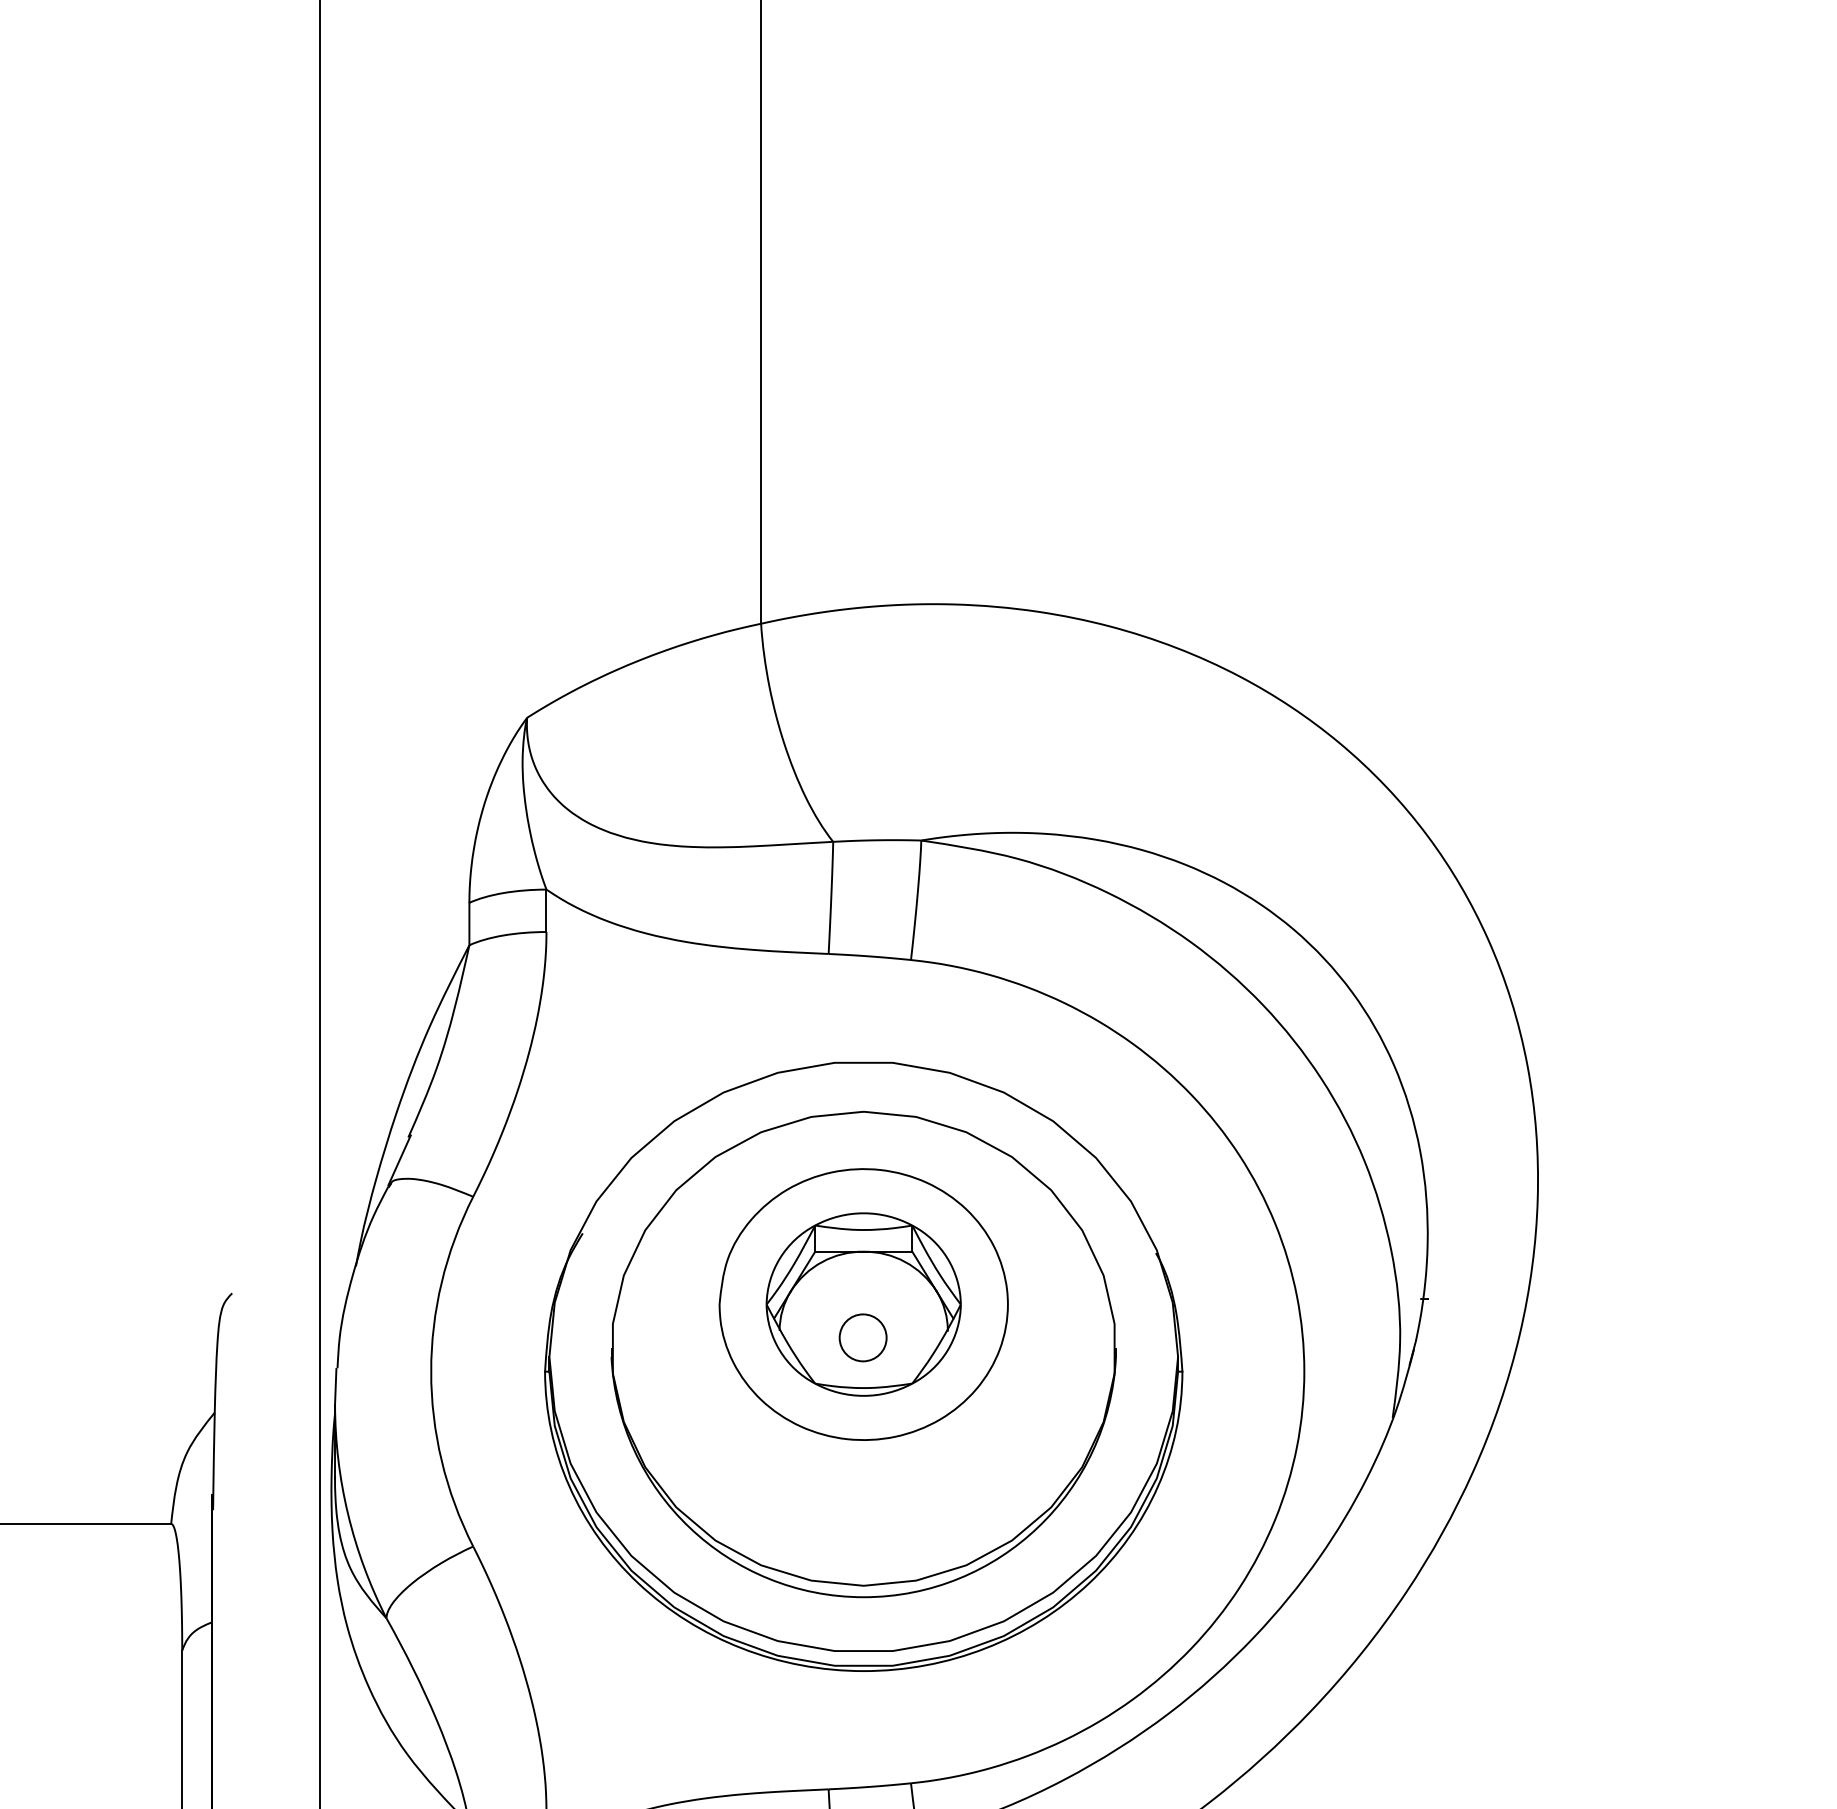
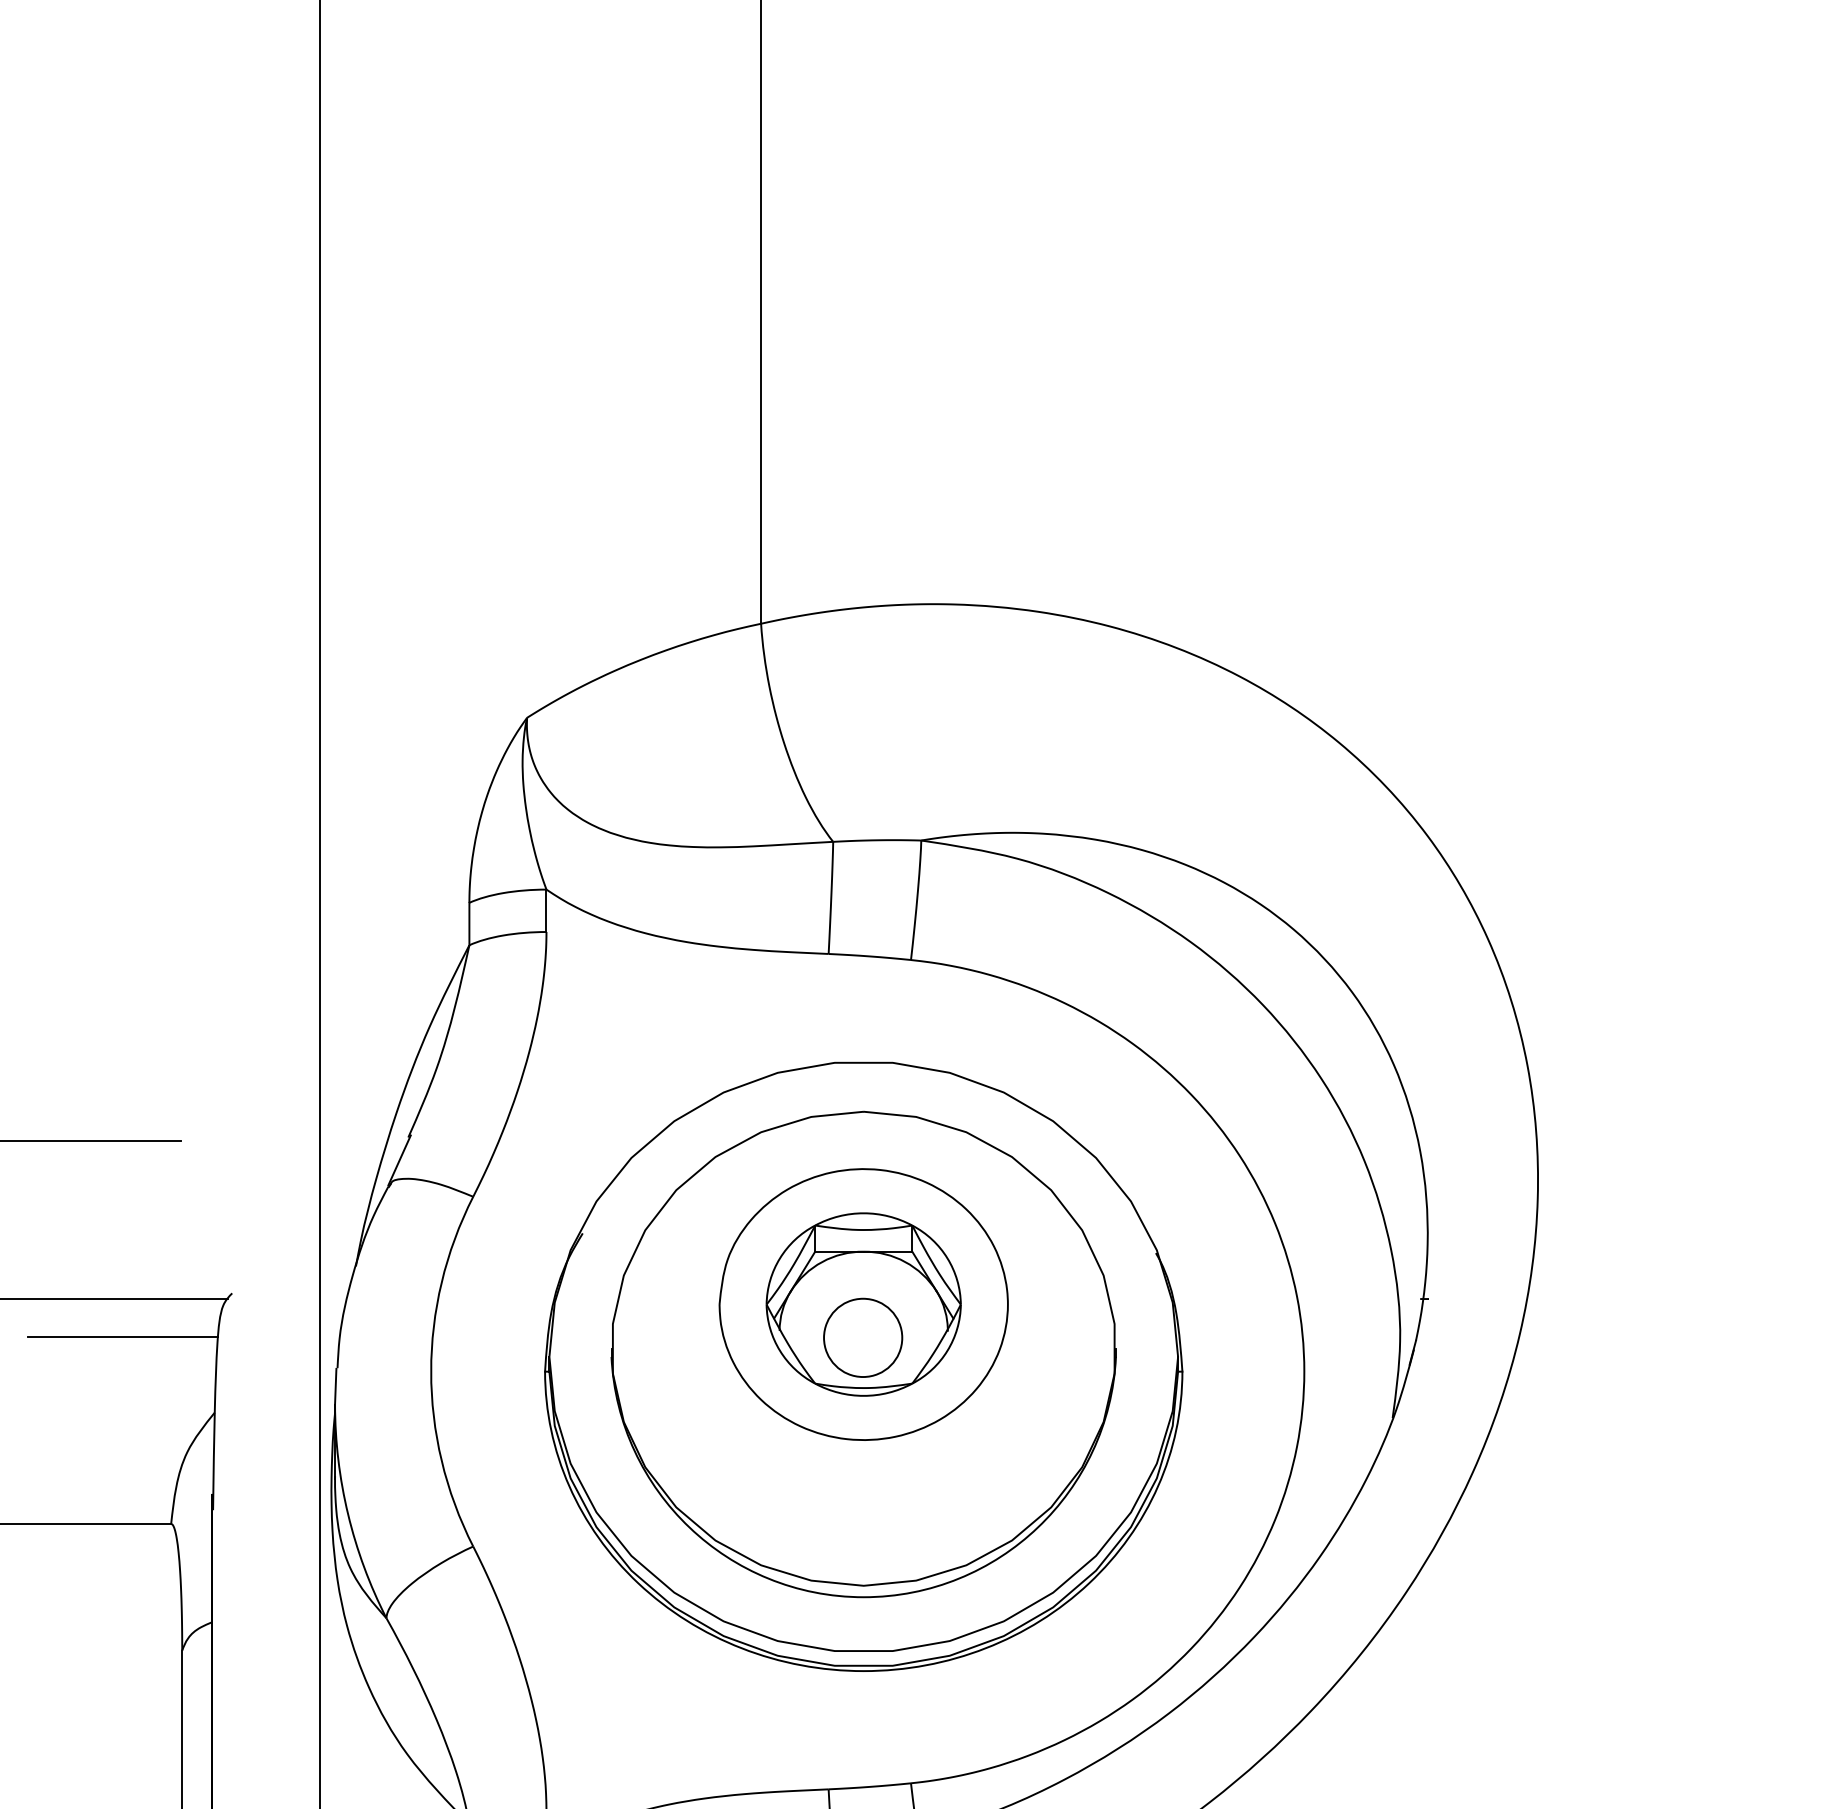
line: none -> present (91, 1140)
line: none -> present (115, 1299)
line: none -> present (122, 1337)
circle diameter: 47 px -> 78 px (863, 1337)
